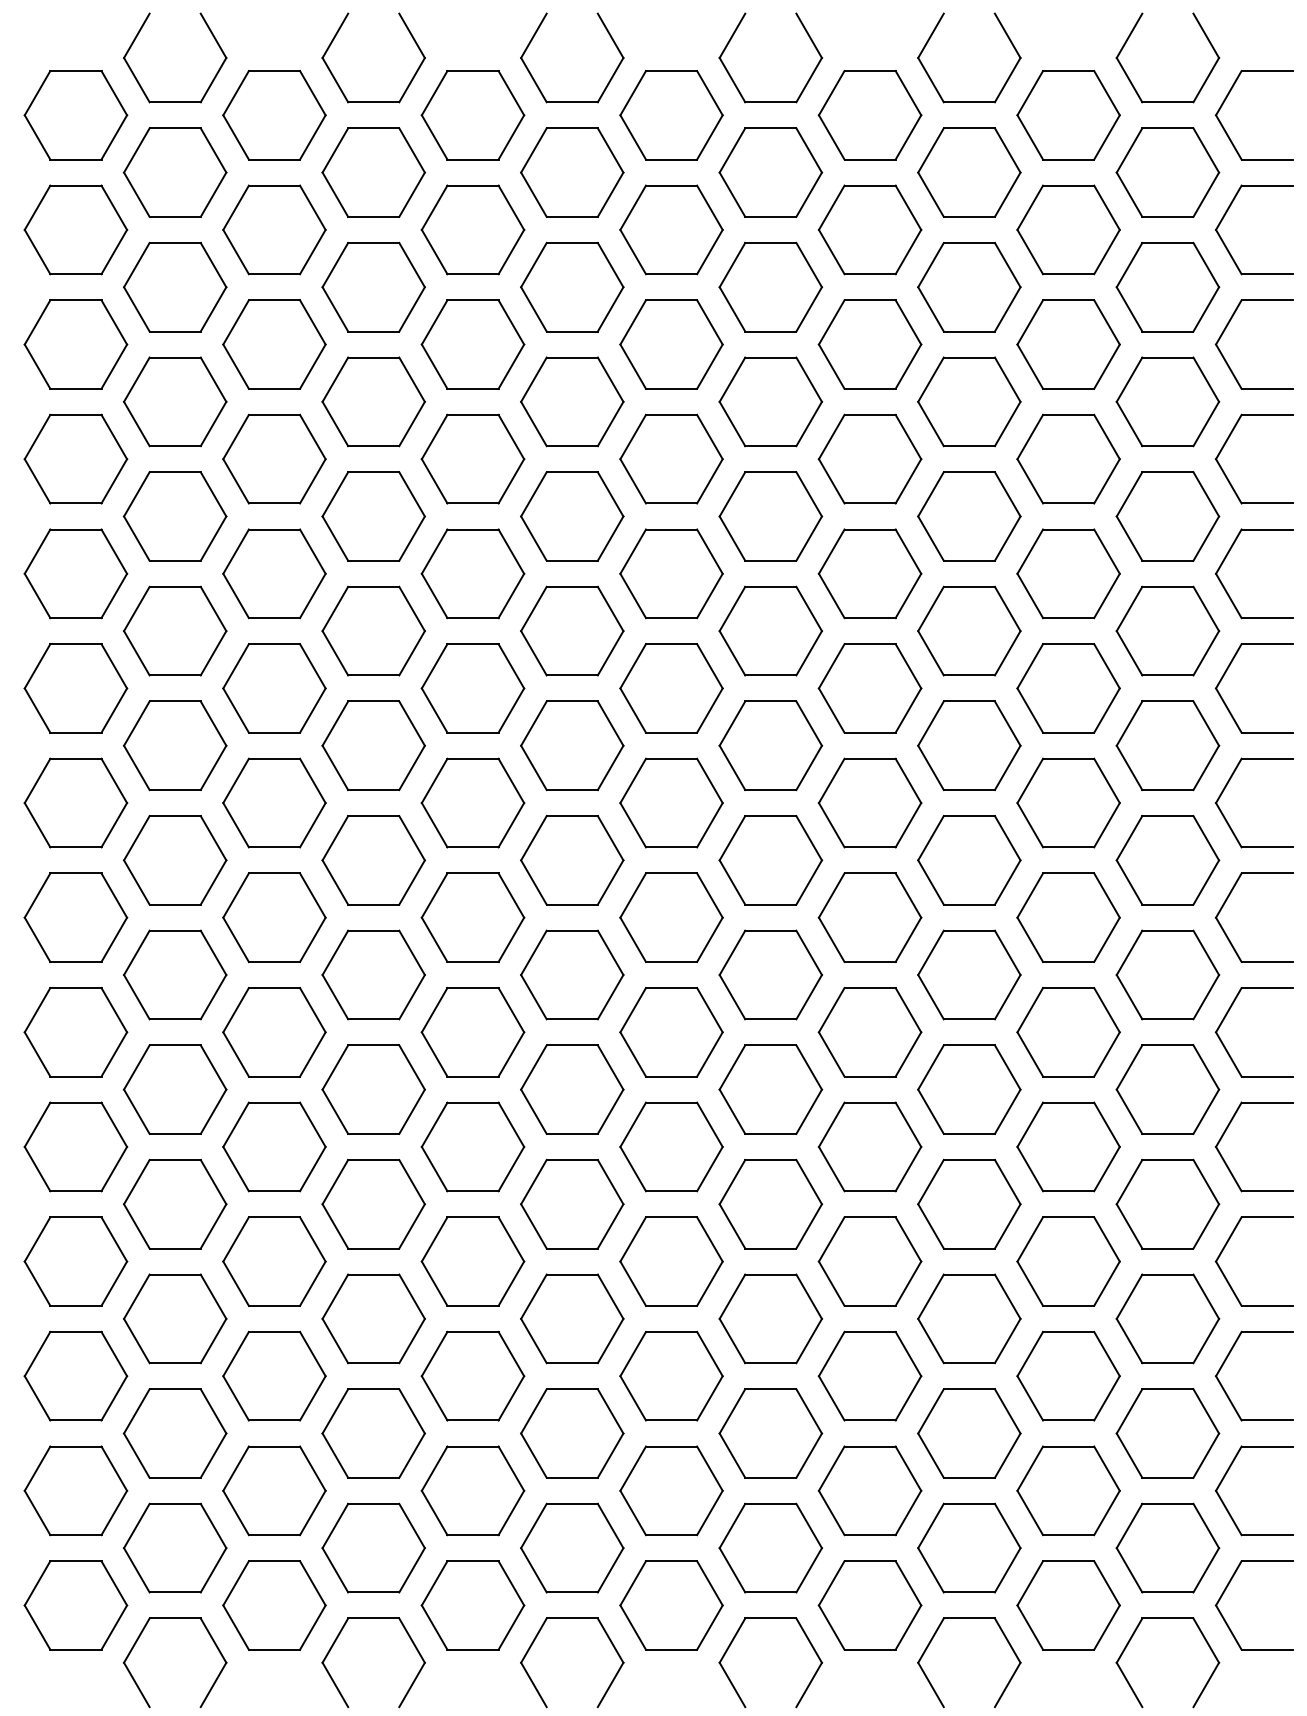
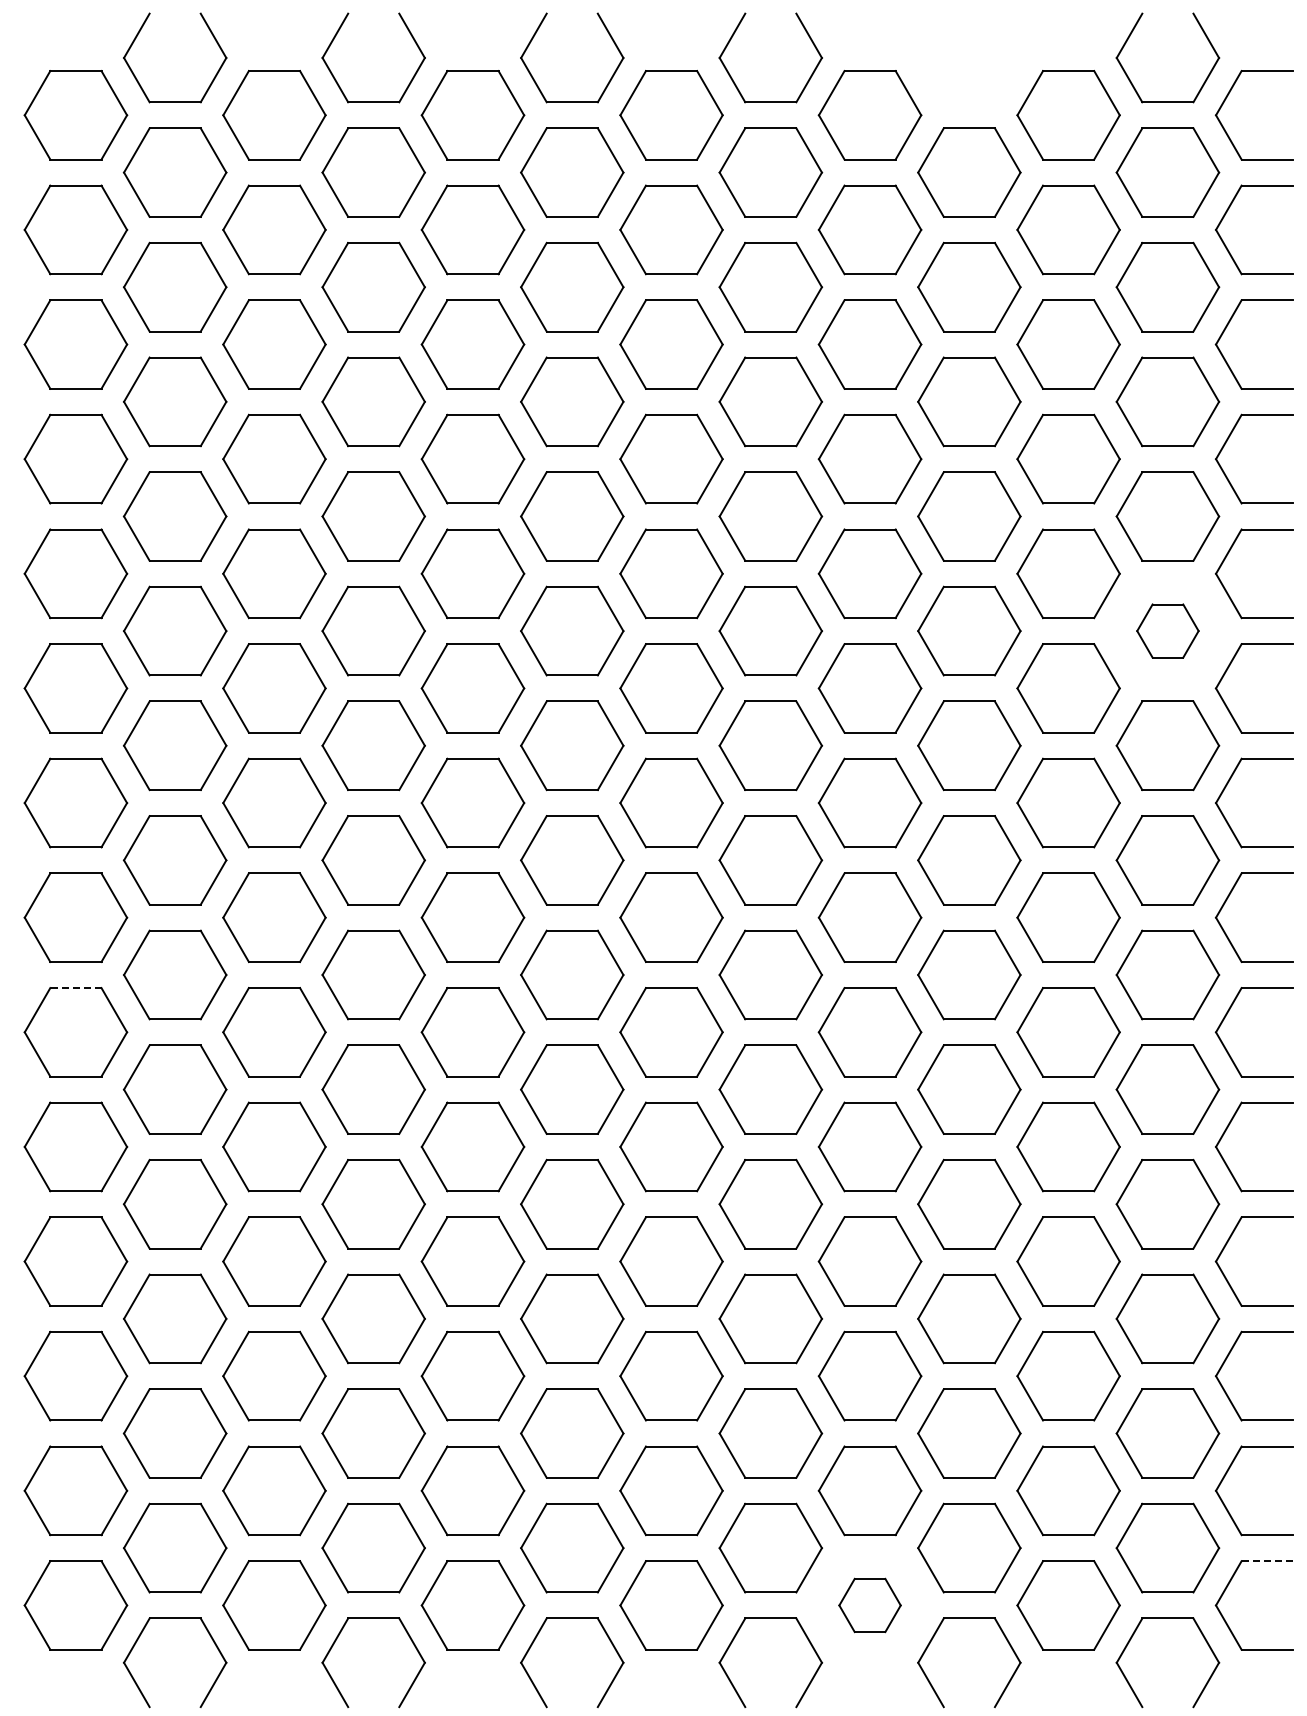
part: present -> none (1005, 34)
part size: 106x92 px -> 64x56 px (1167, 630)
line: solid -> dashed (75, 988)
line: solid -> dashed (1267, 1561)
part size: 106x91 px -> 64x57 px (869, 1605)
